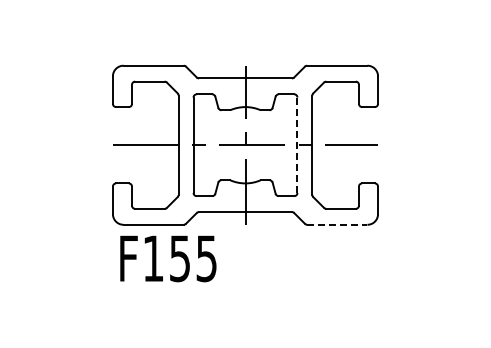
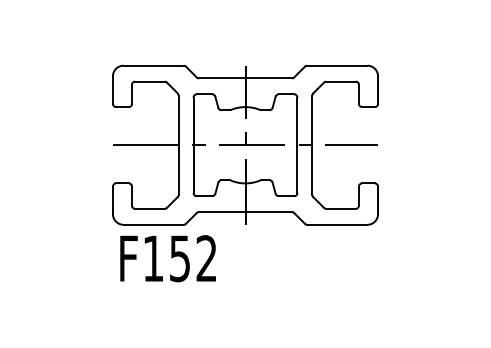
line: dashed -> solid (297, 145)
line: dashed -> solid (337, 224)
text: F155 -> F152 (206, 258)
